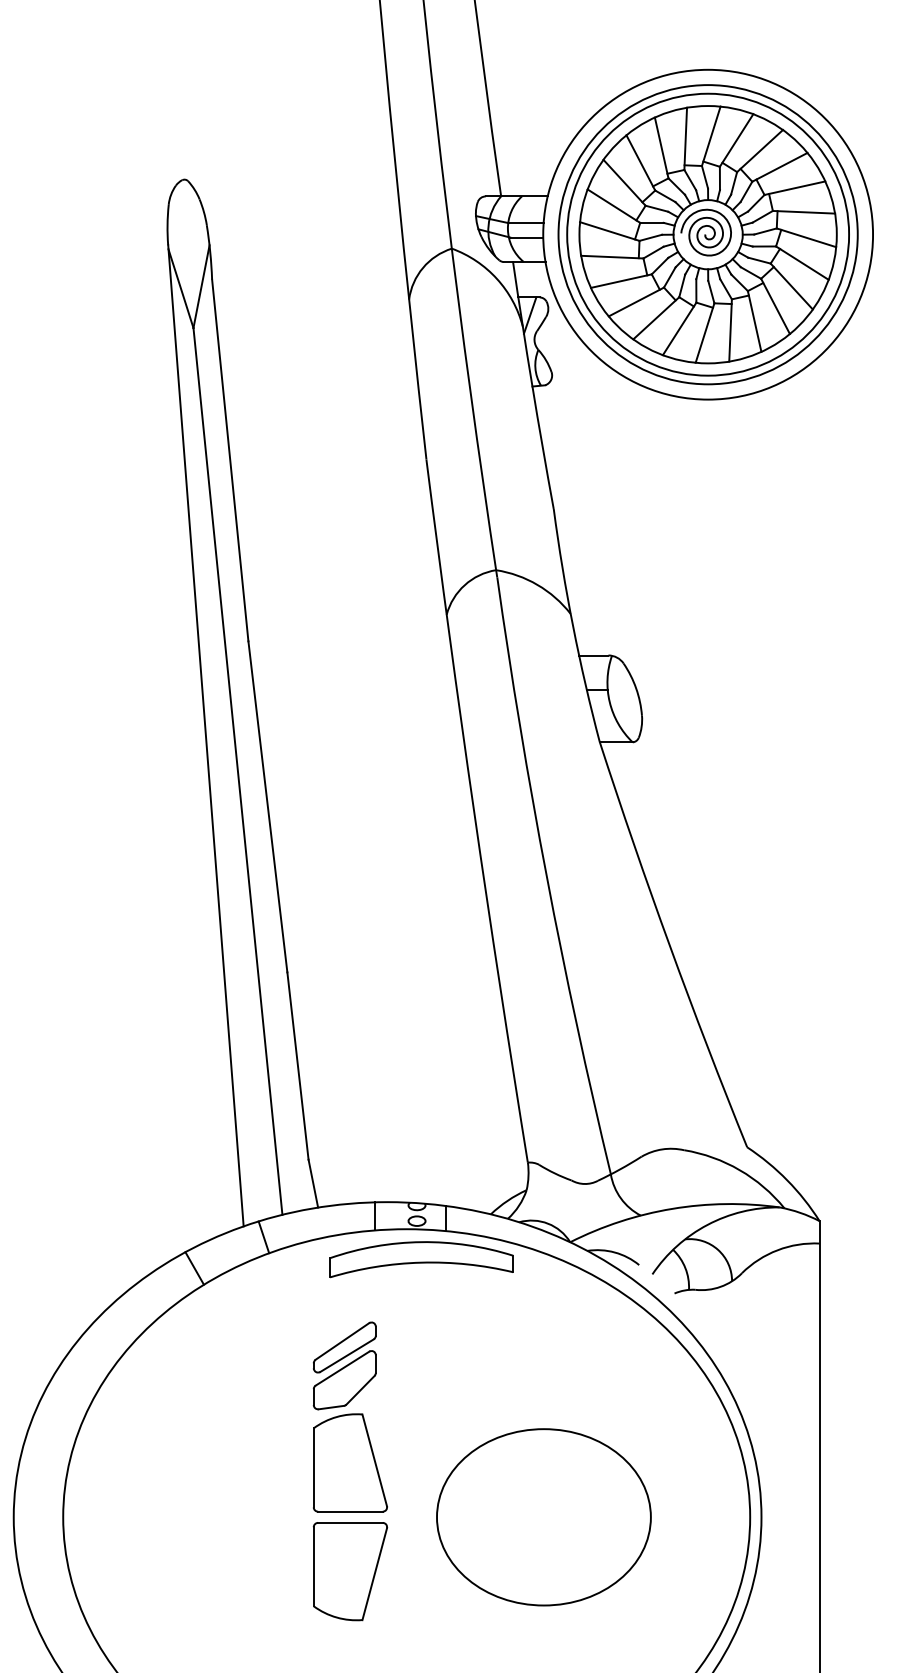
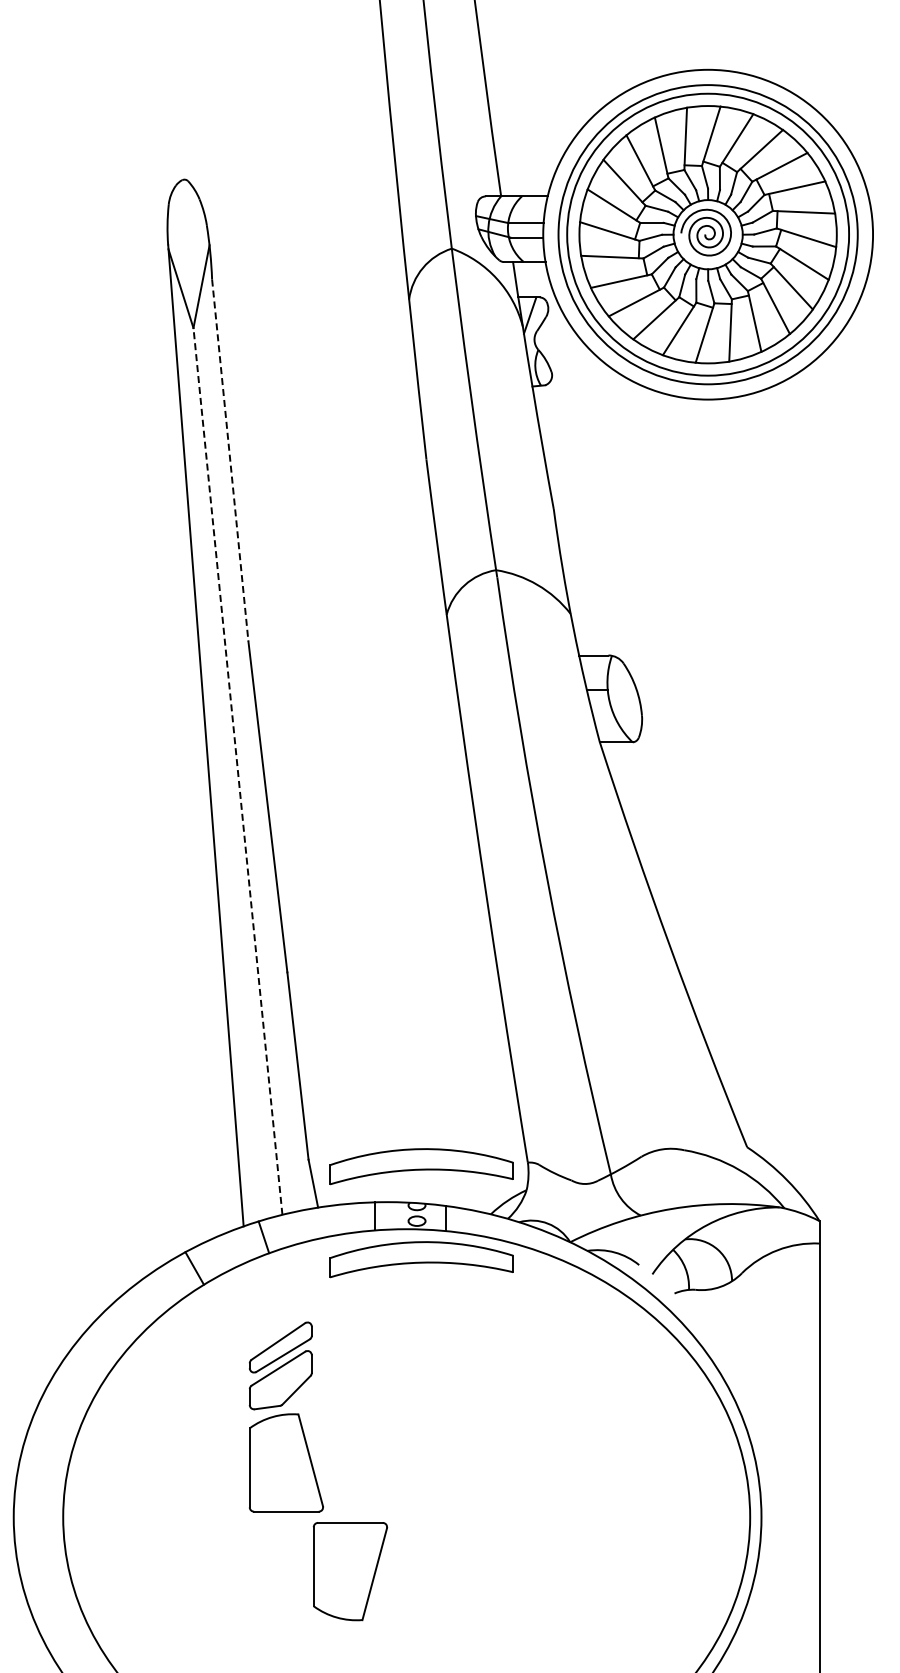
line: solid -> dashed (230, 460)
line: solid -> dashed (237, 771)
part: none -> present (421, 1166)
part position: (349, 1416) -> (285, 1416) (285, 1416)
part: present -> none (543, 1517)
